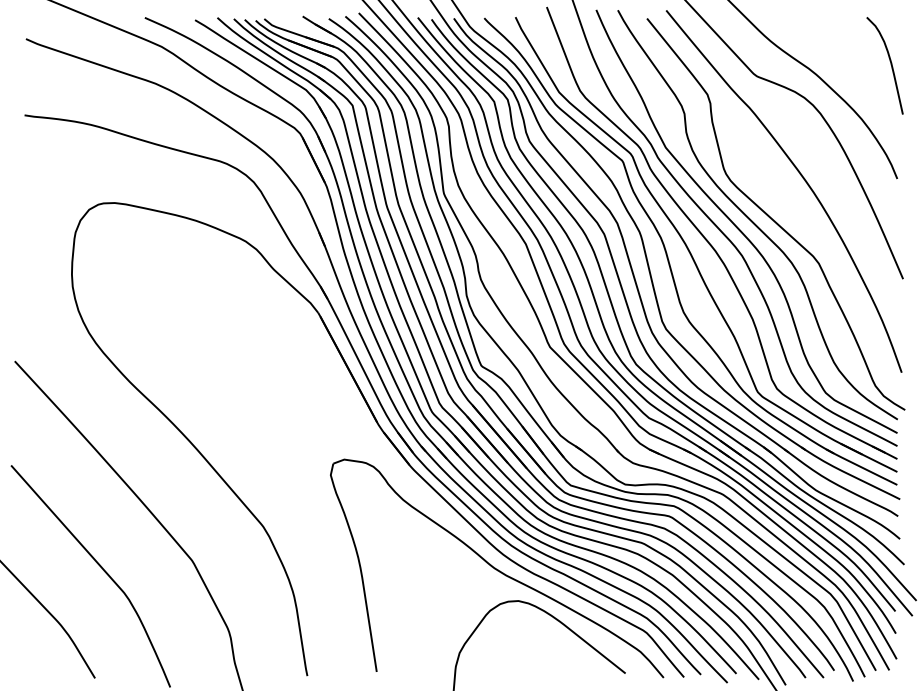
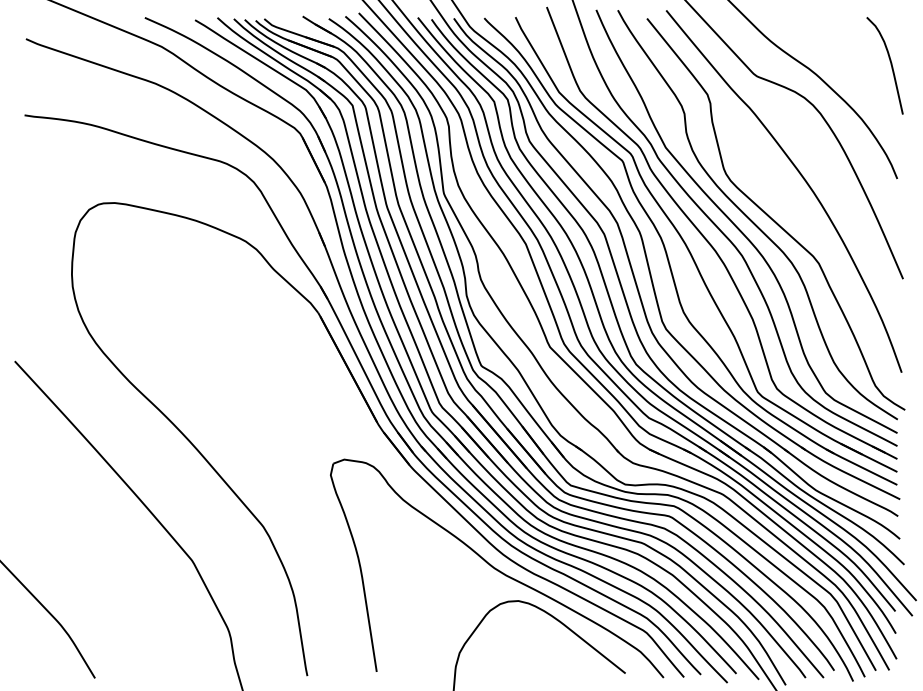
curve: present -> none (99, 566)
